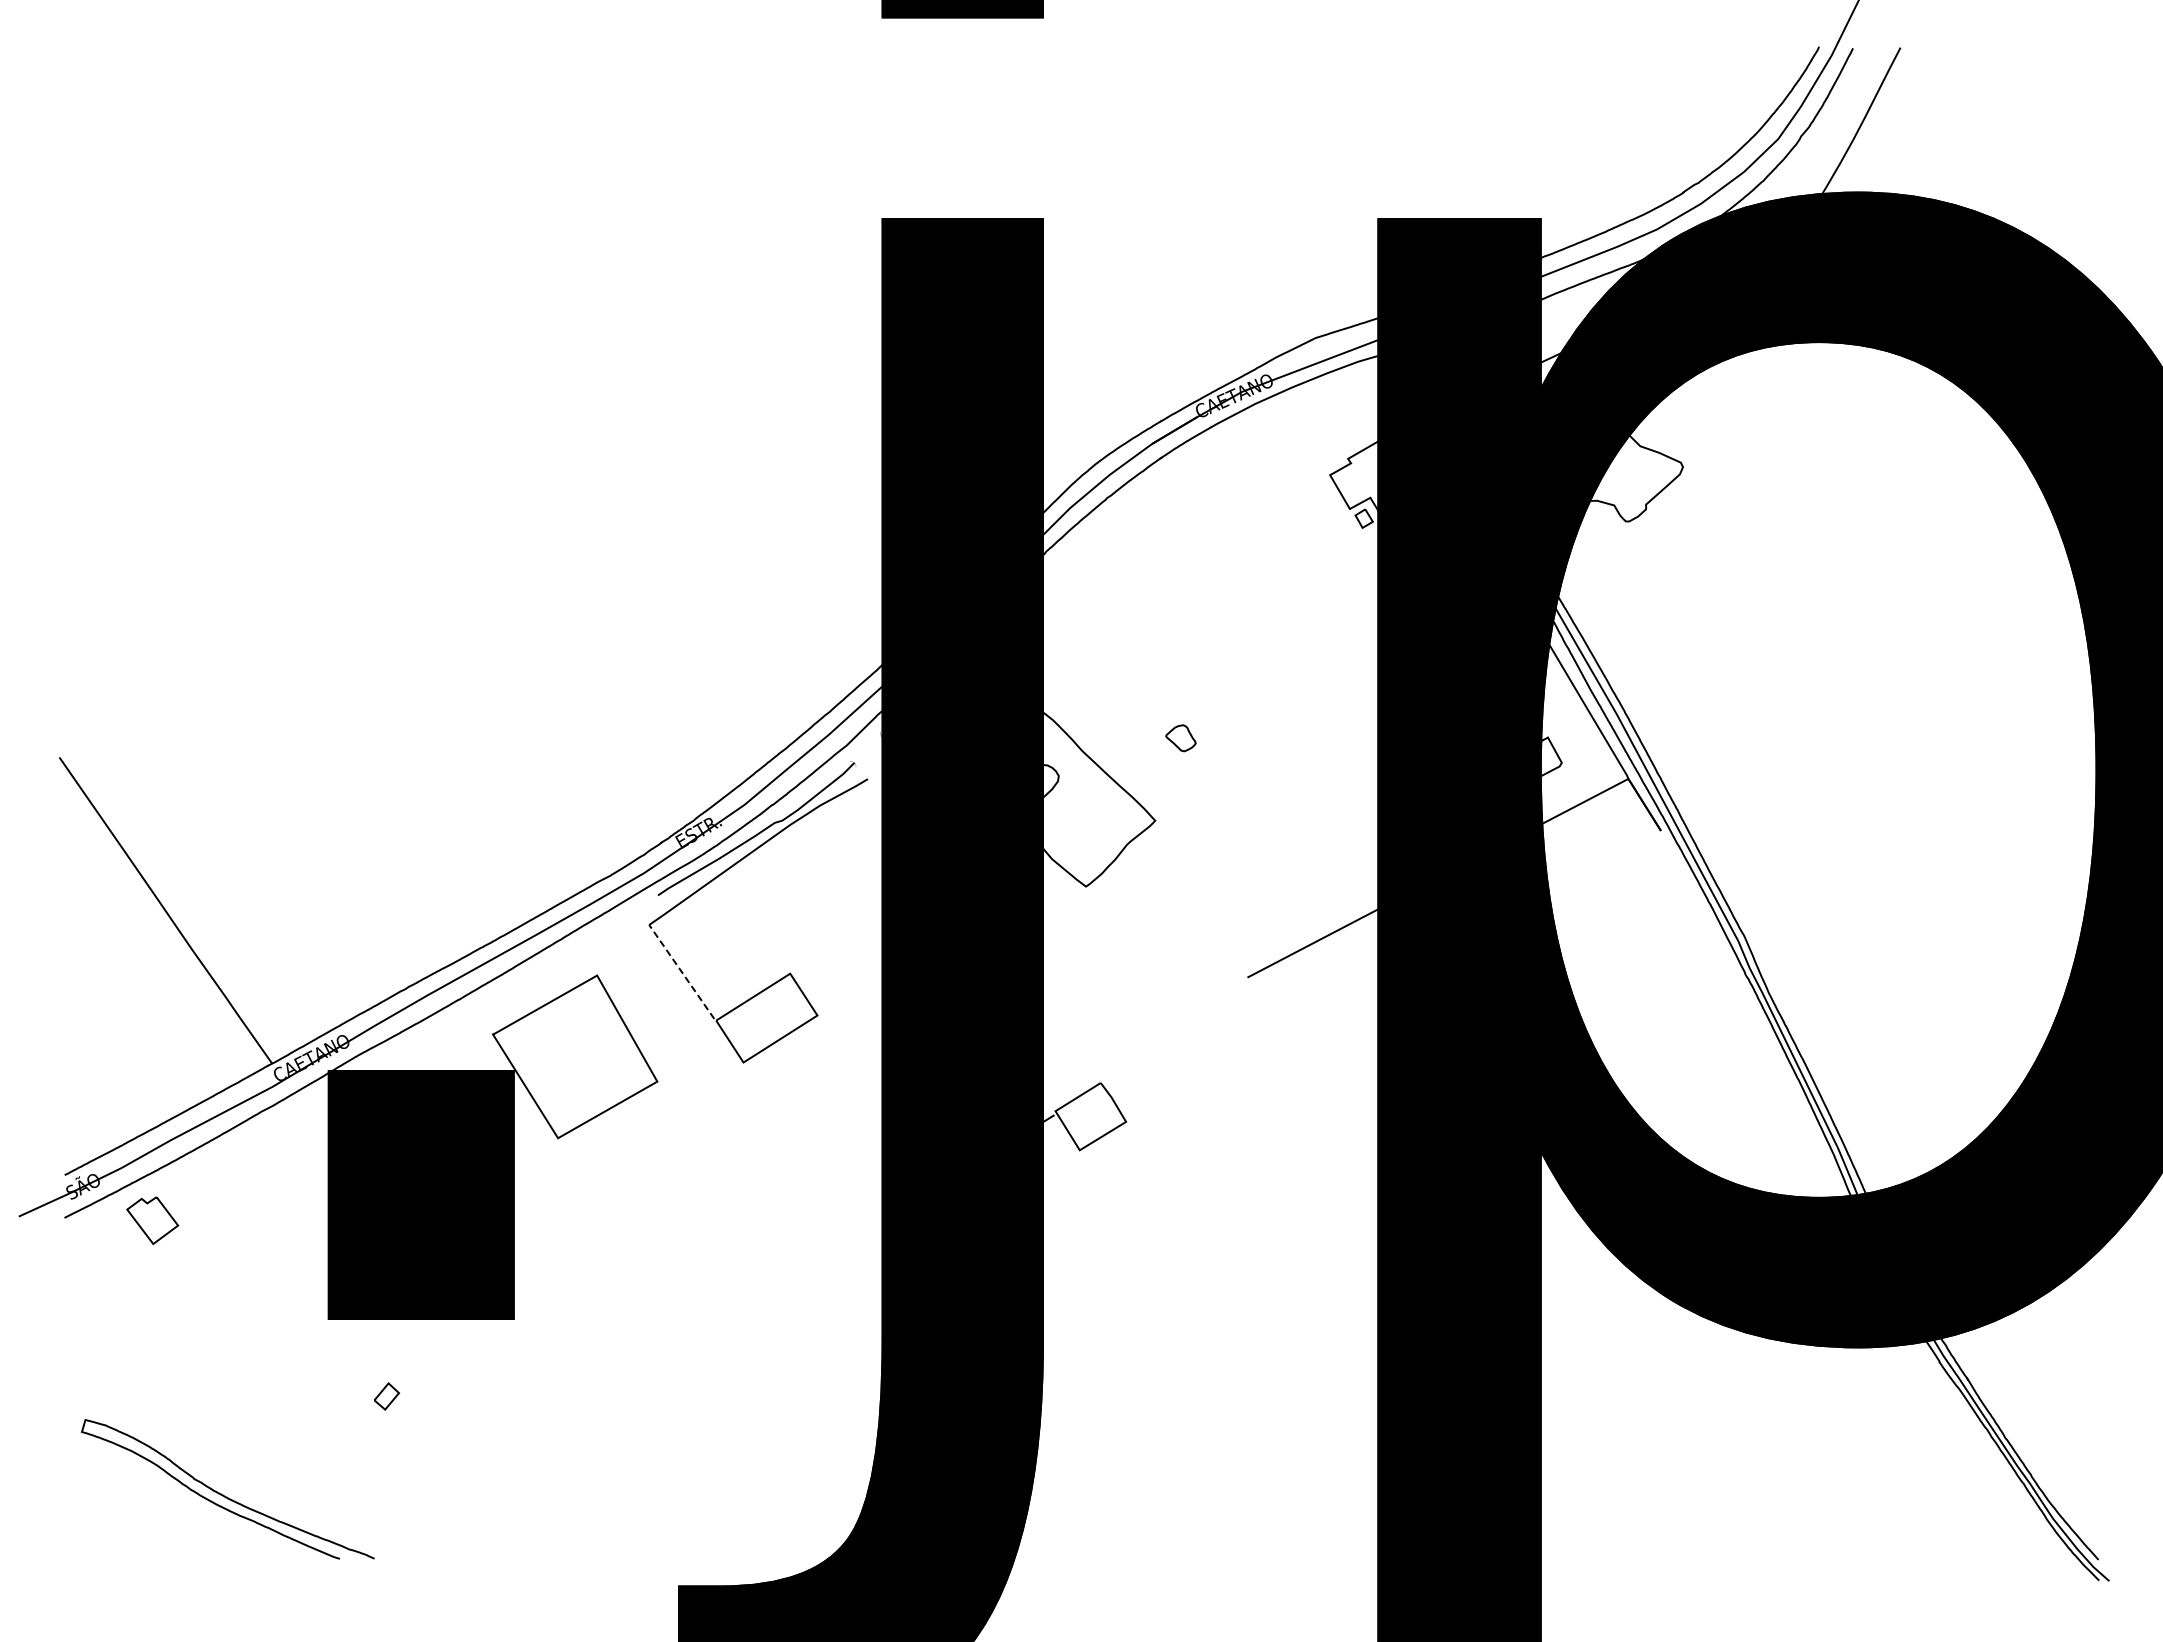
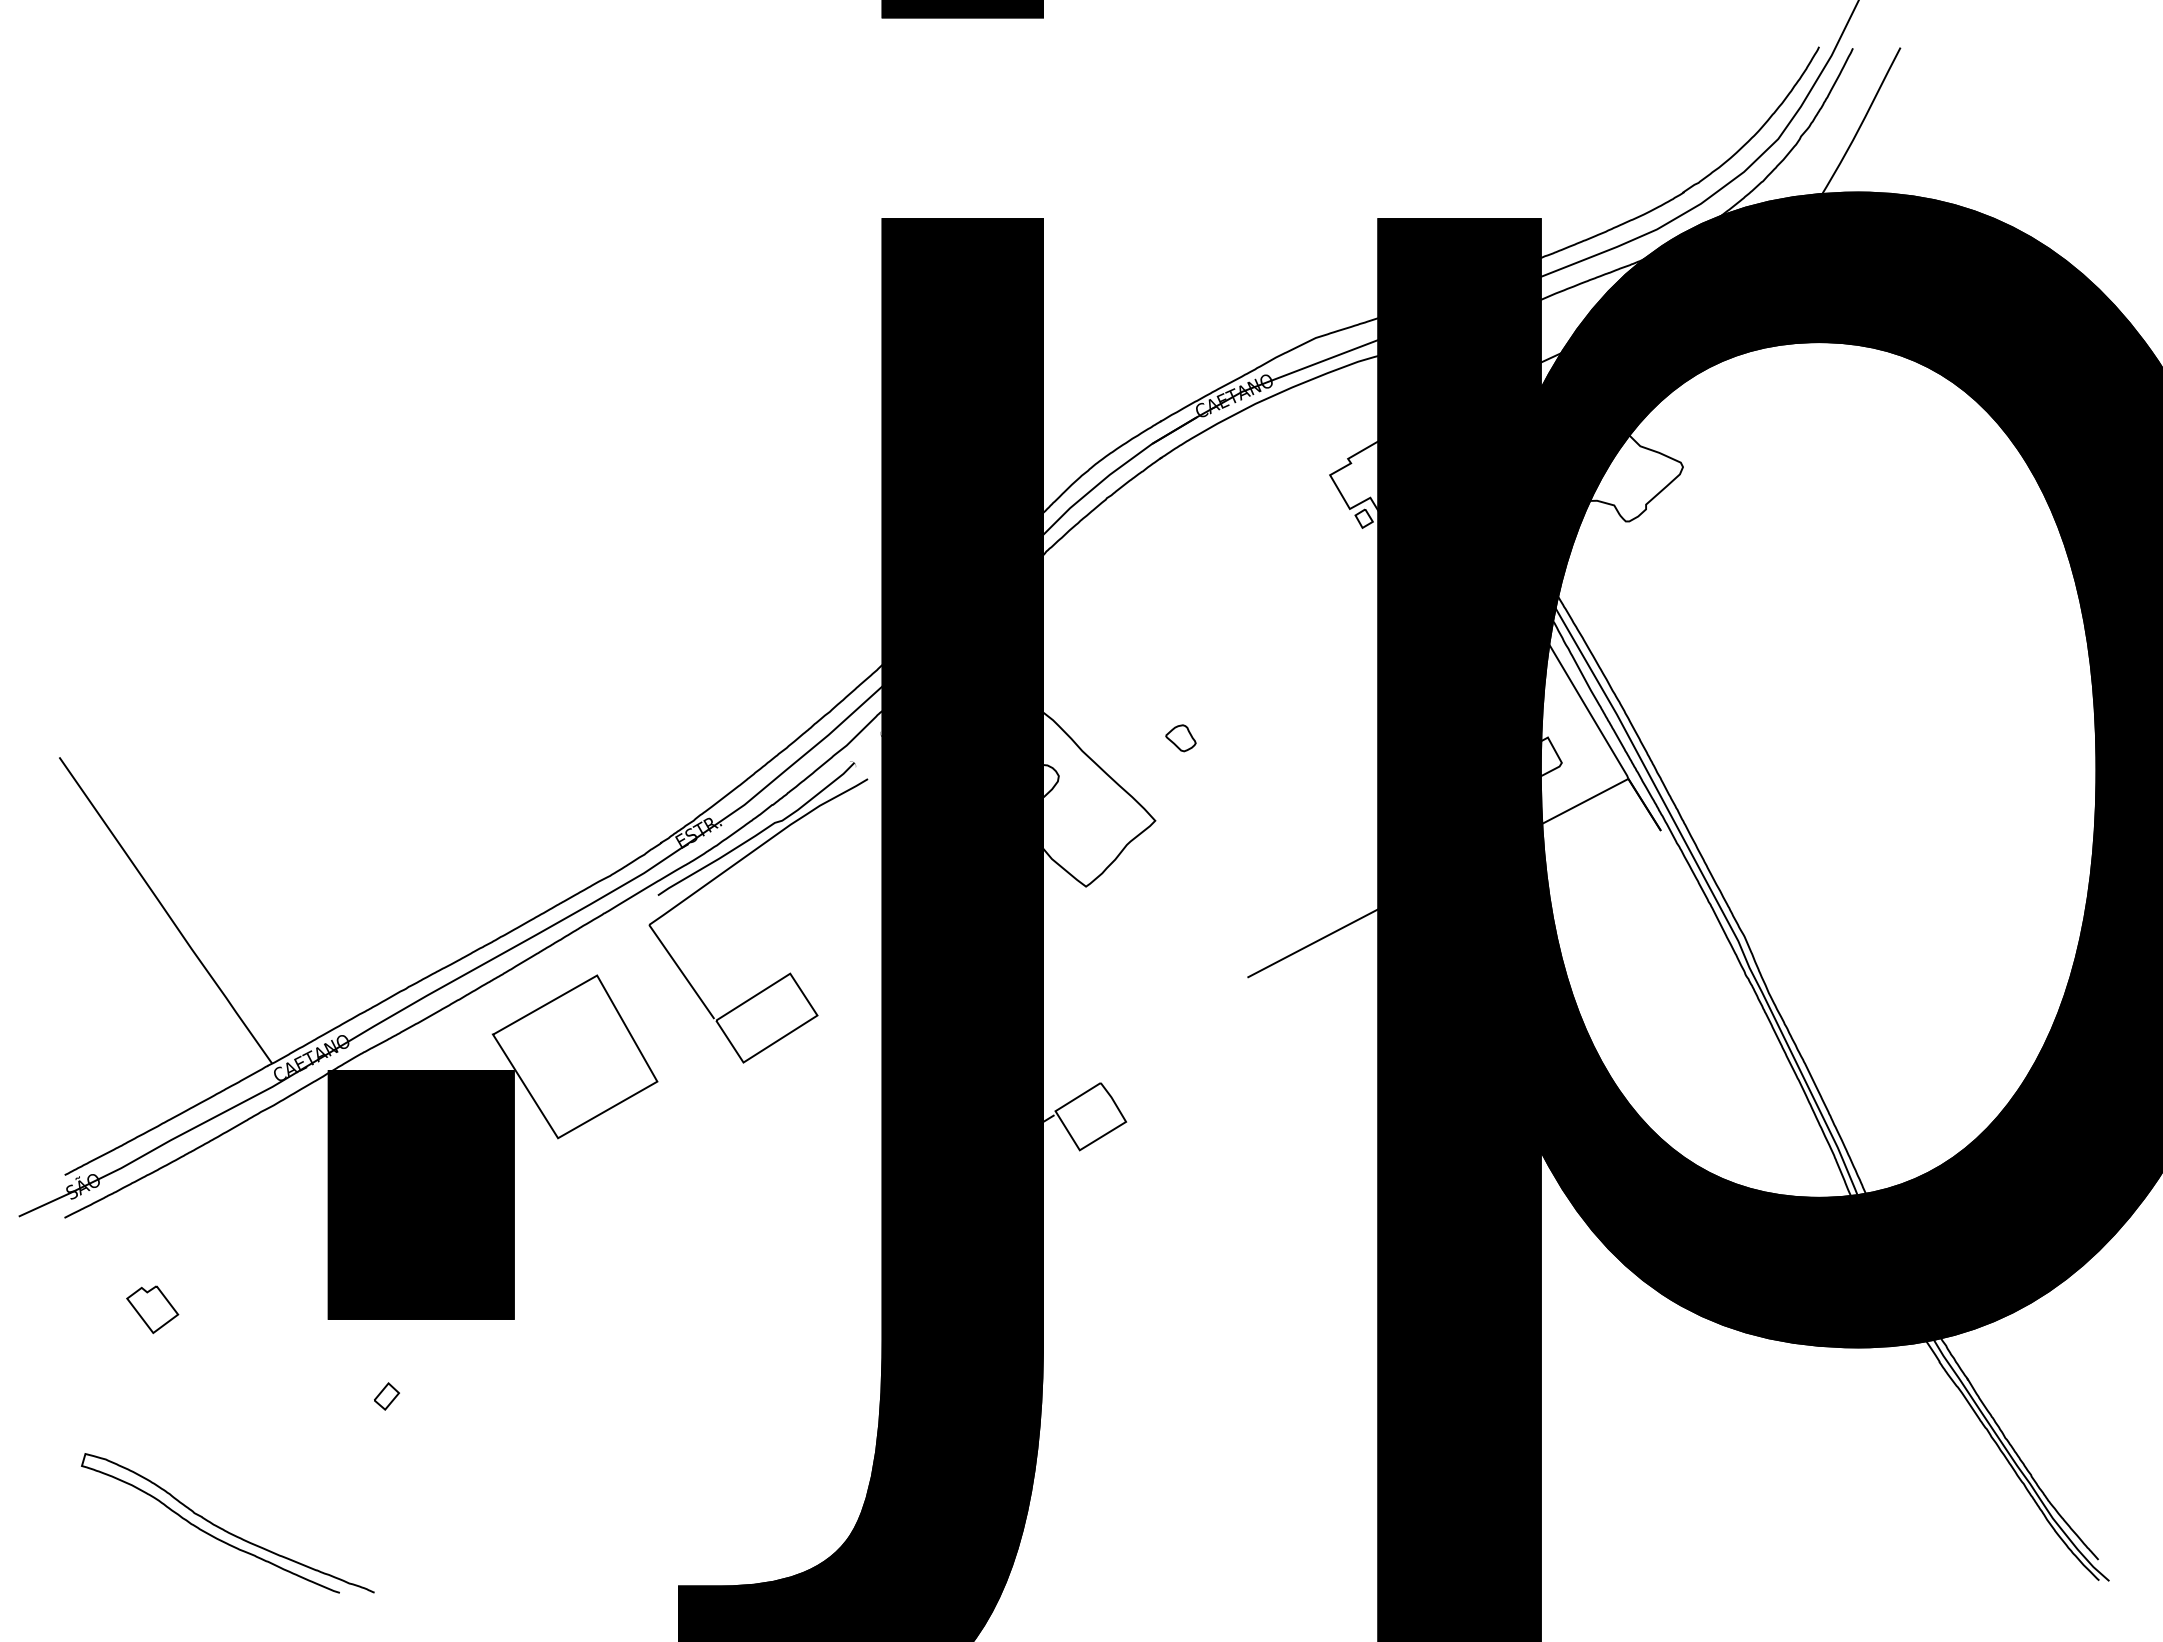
line: dashed -> solid (681, 971)
part position: (152, 1220) -> (152, 1309) (152, 1309)
curve position: (223, 1494) -> (223, 1528) (223, 1528)
